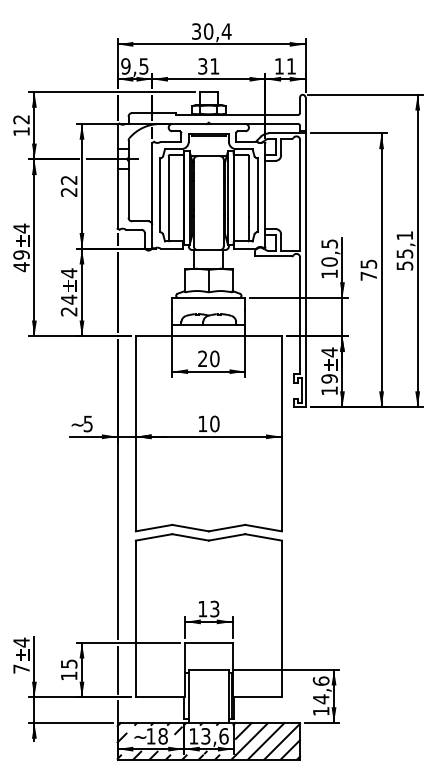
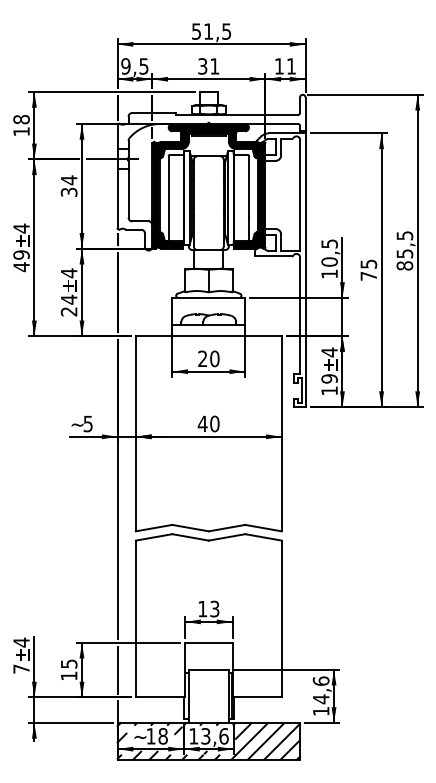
text: 30,4 -> 51,5 (211, 31)
text: 12 -> 18 (21, 119)
text: 22 -> 34 (68, 185)
fill: none -> present (208, 185)
text: 55,1 -> 85,5 (404, 250)
text: 10 -> 40 (202, 423)
